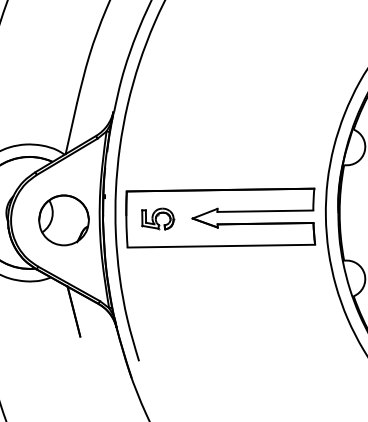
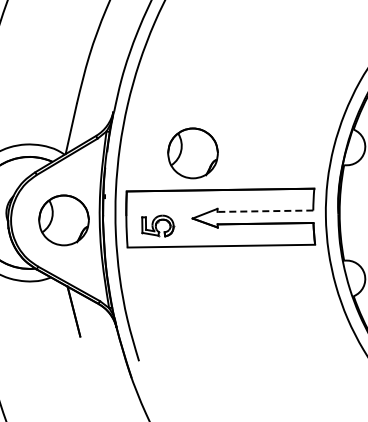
part: none -> present (192, 153)
line: solid -> dashed (265, 211)
part position: (158, 218) -> (158, 225) (158, 225)
